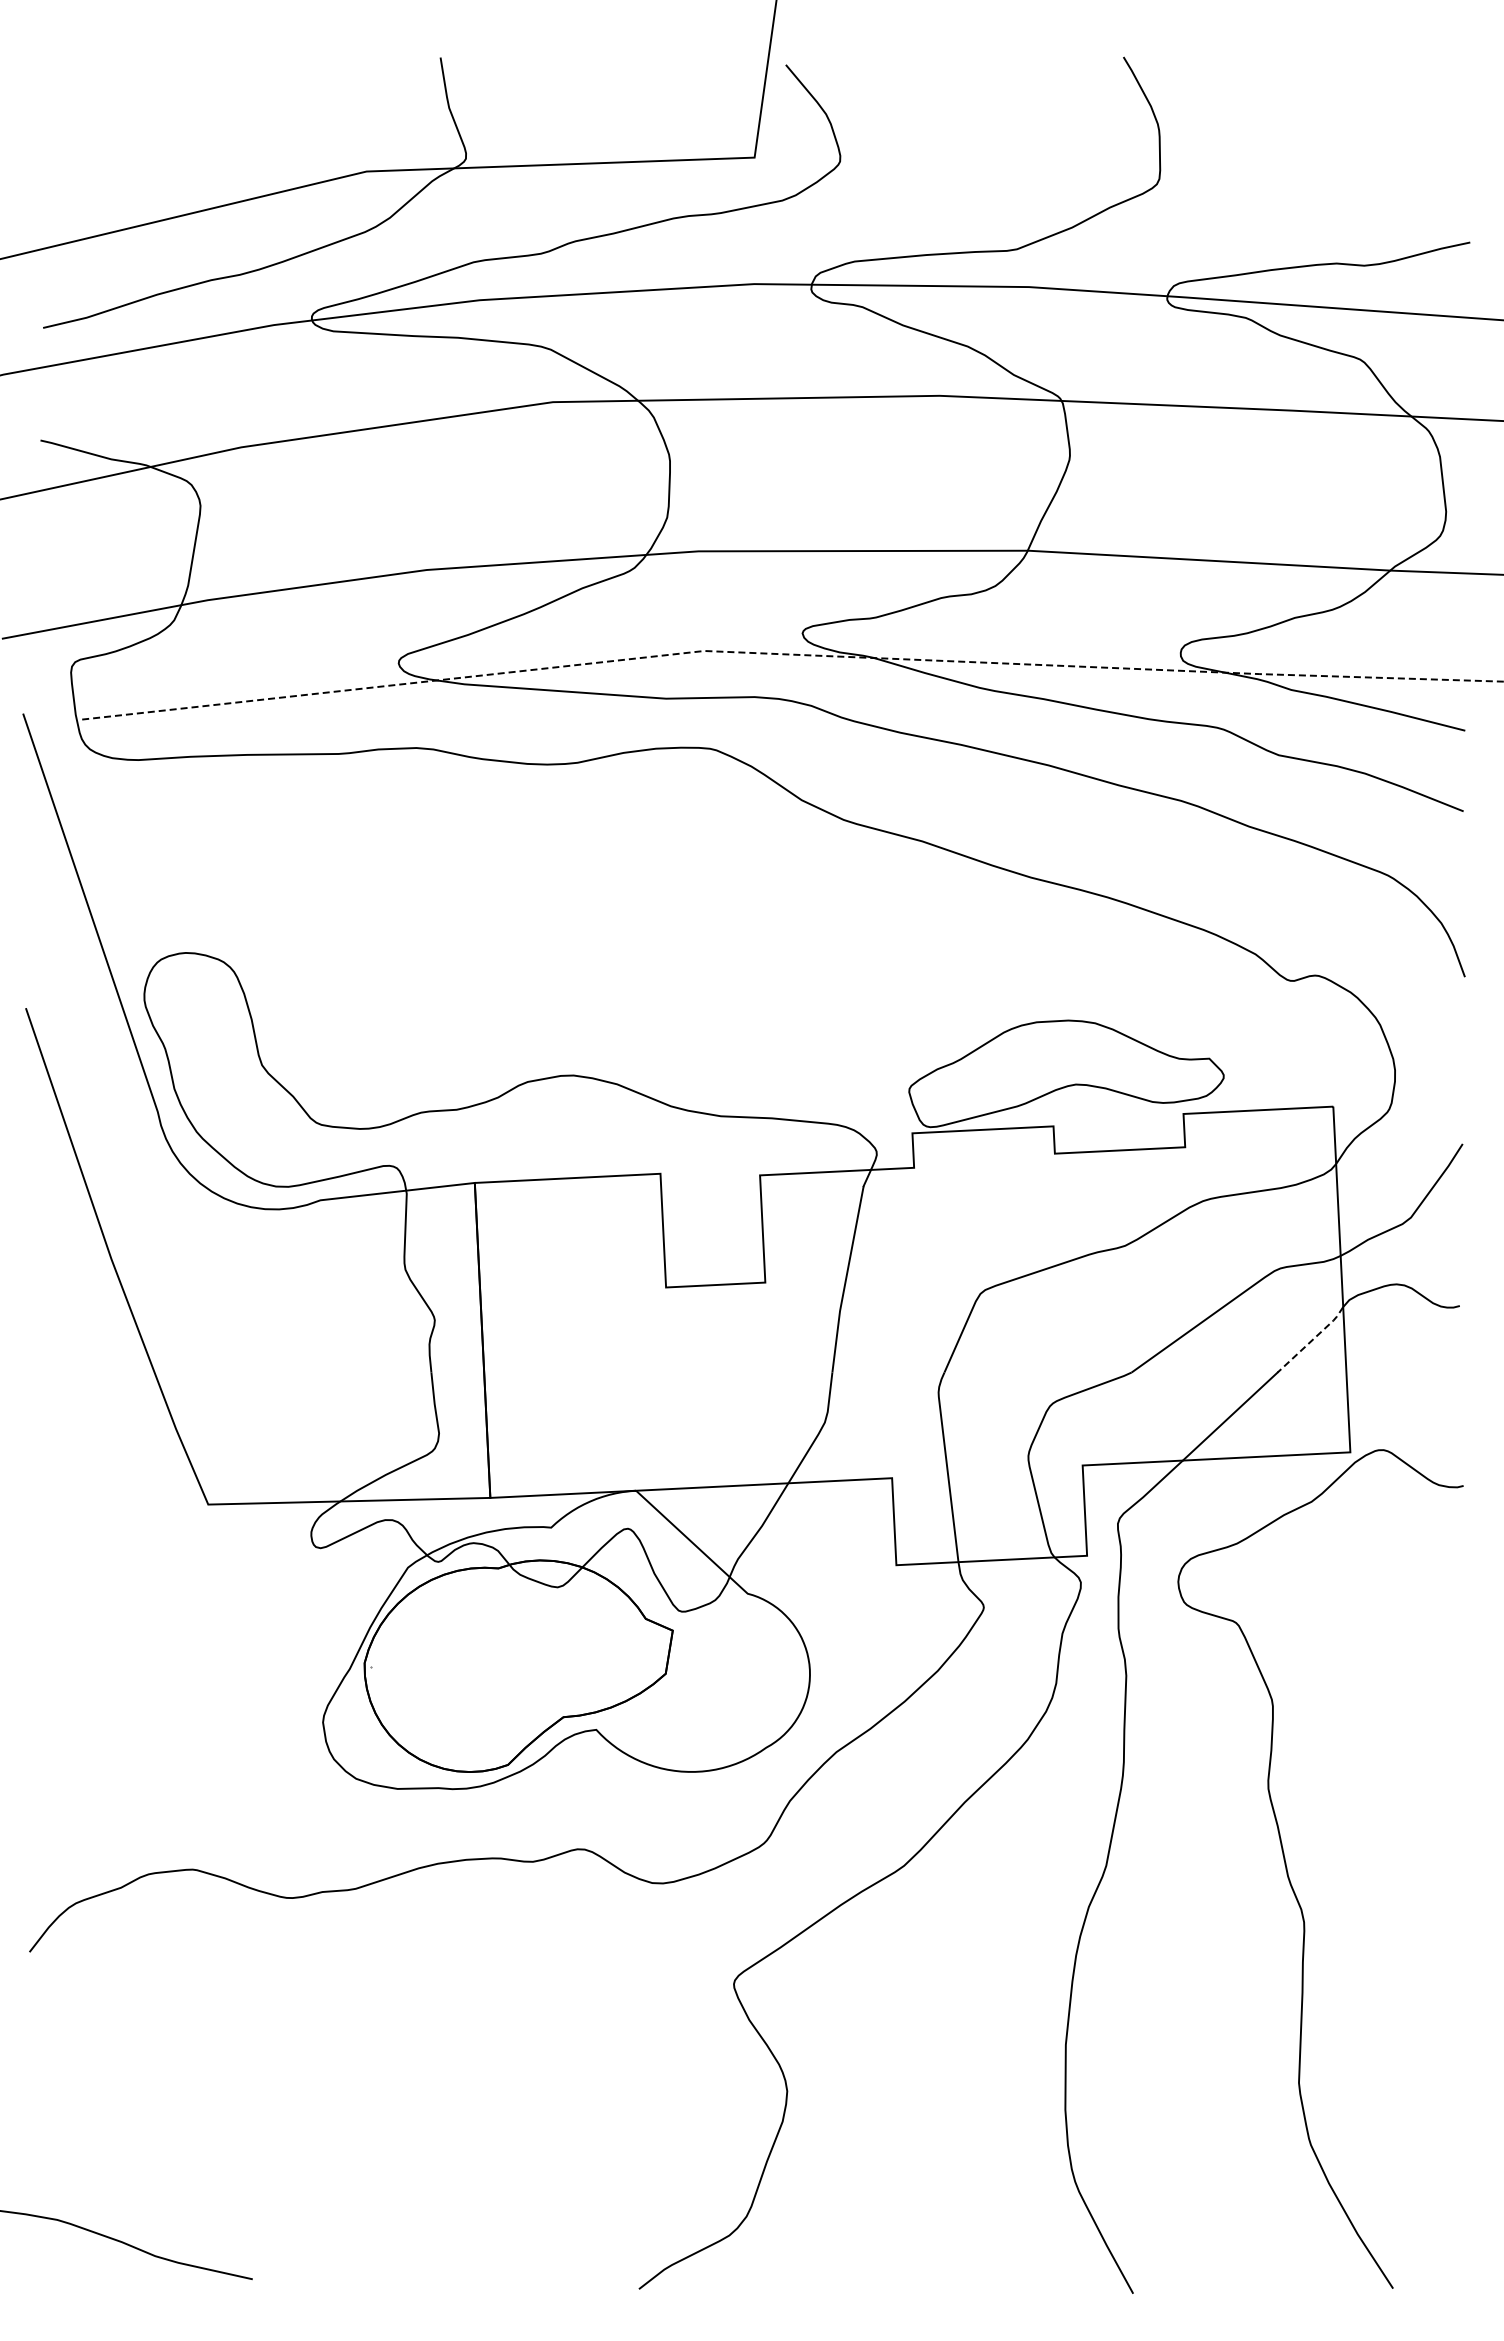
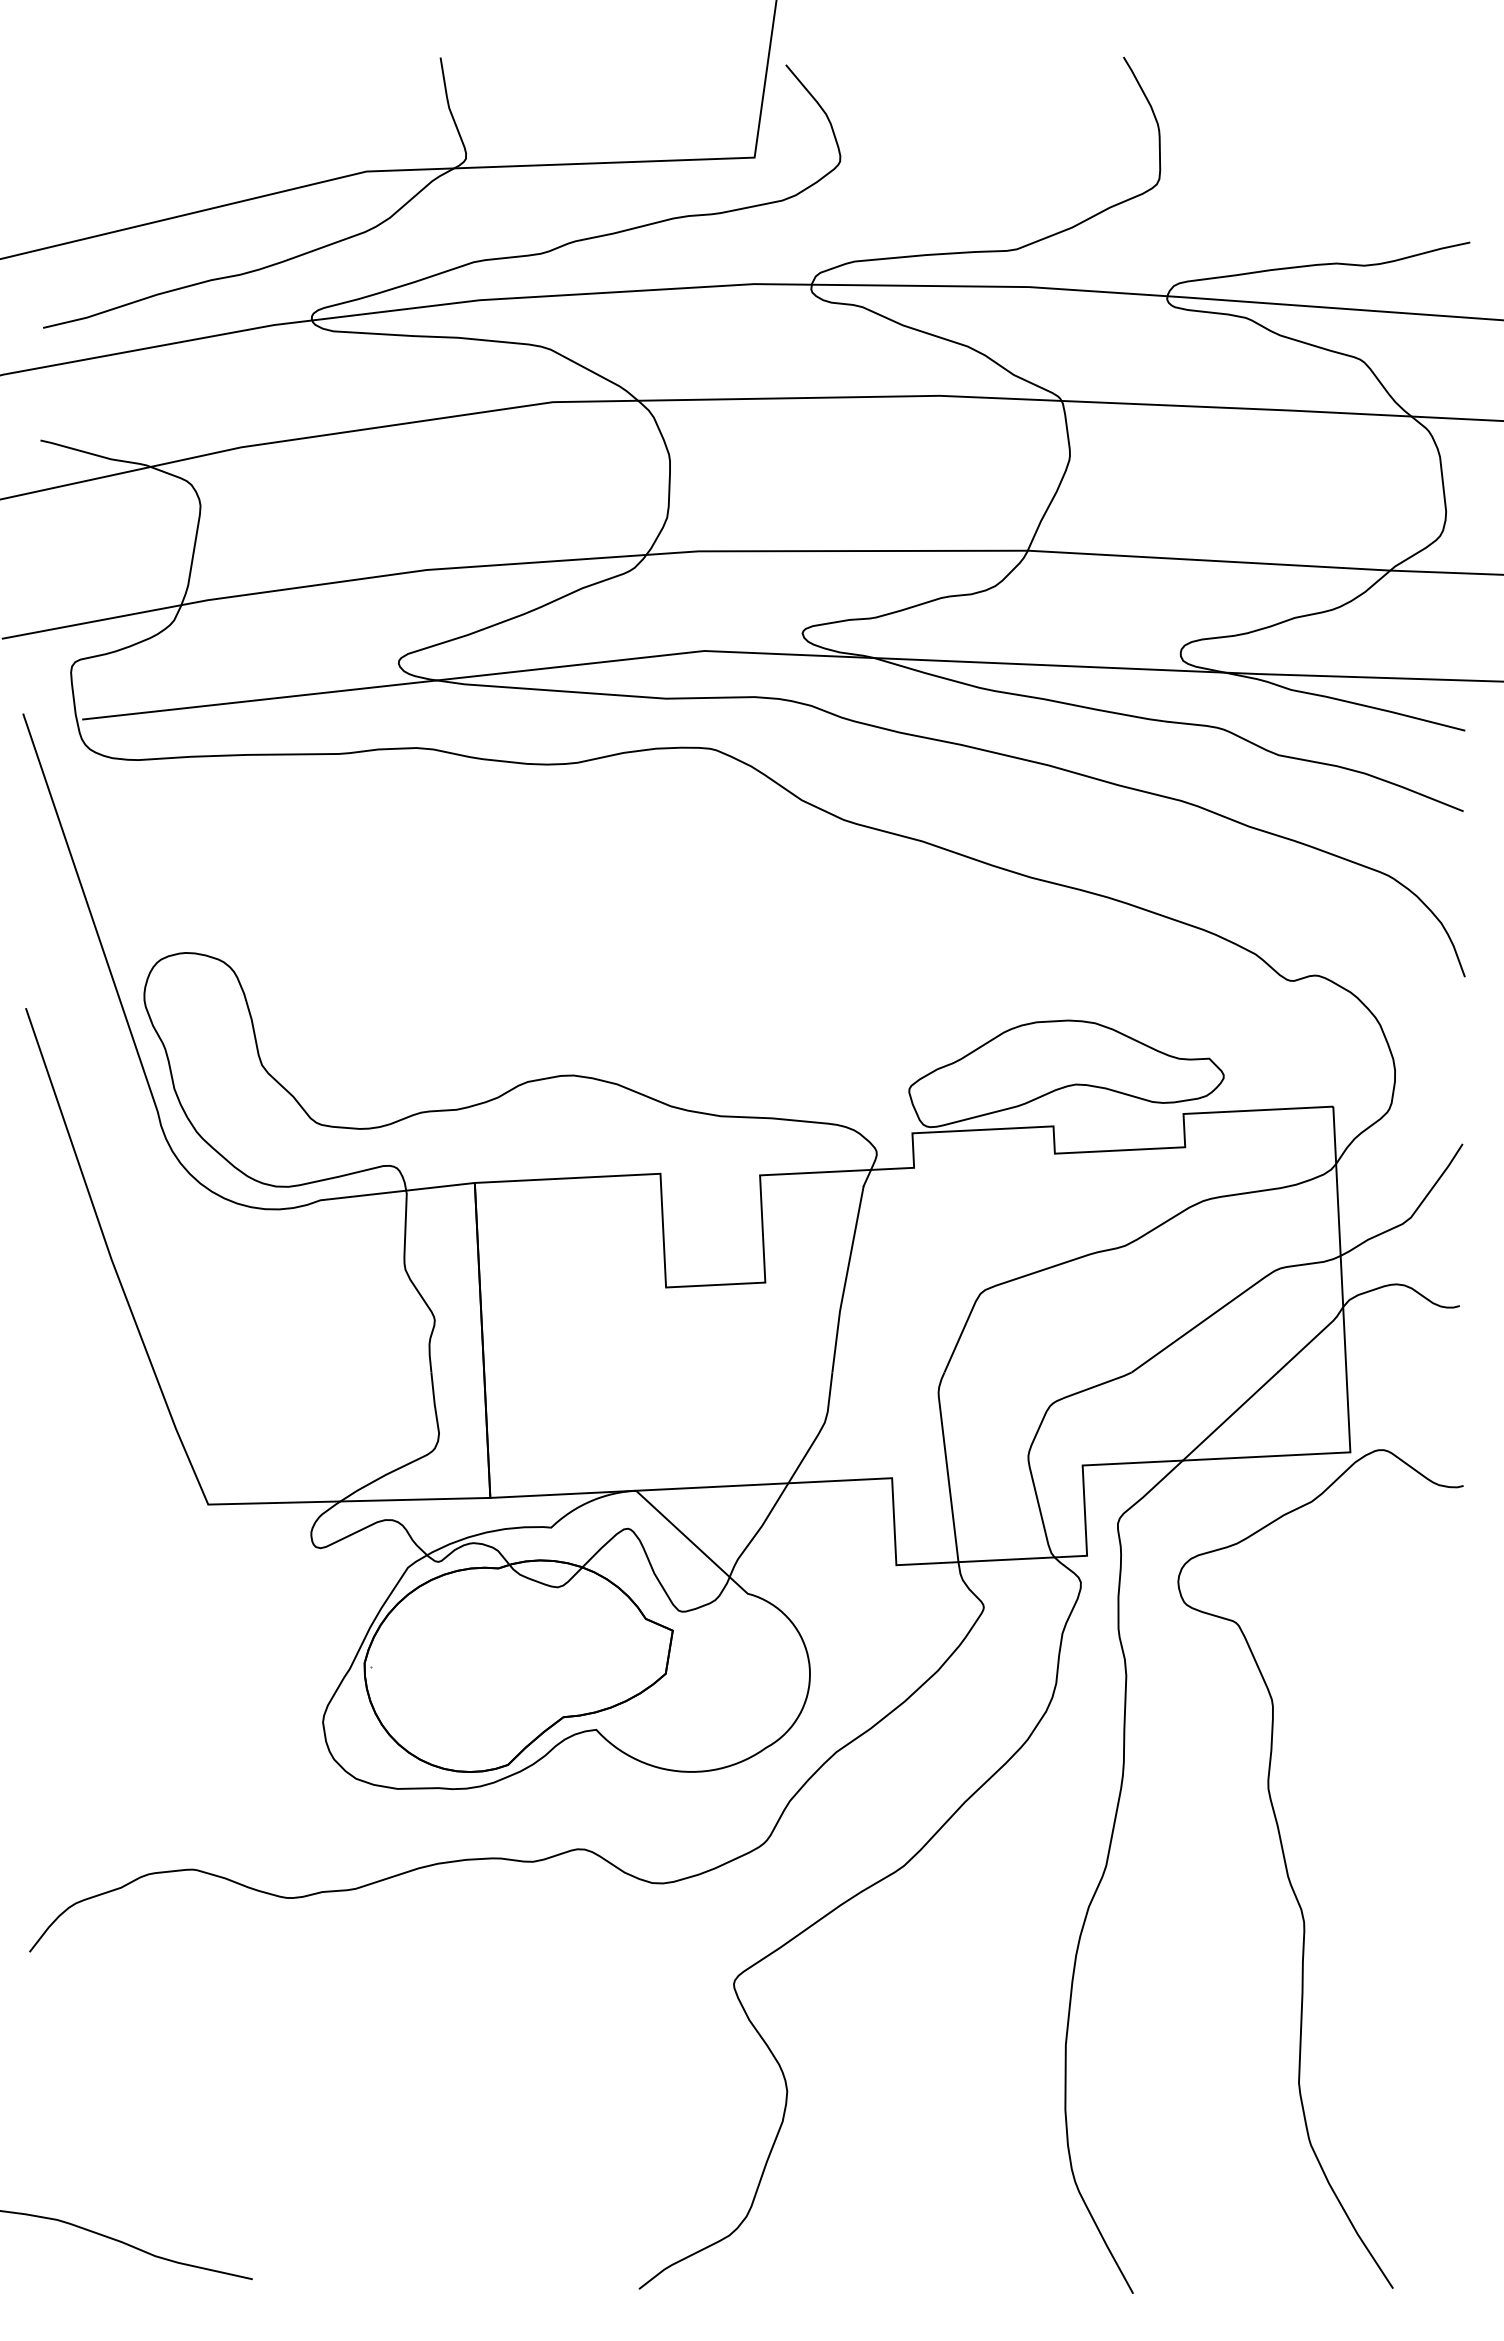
line: dashed -> solid (792, 654)
line: dashed -> solid (1312, 1340)
